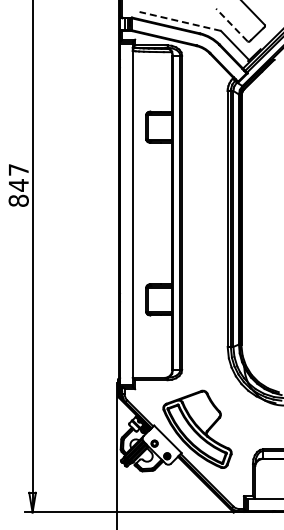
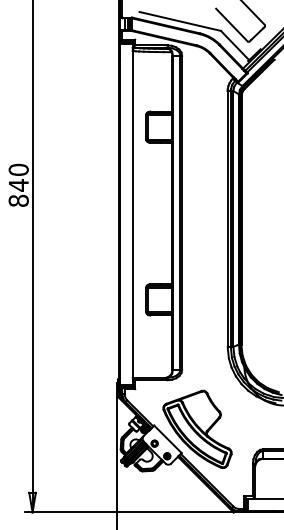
line: dashed -> solid (180, 21)
line: dashed -> solid (231, 25)
text: 847 -> 840 (18, 169)
